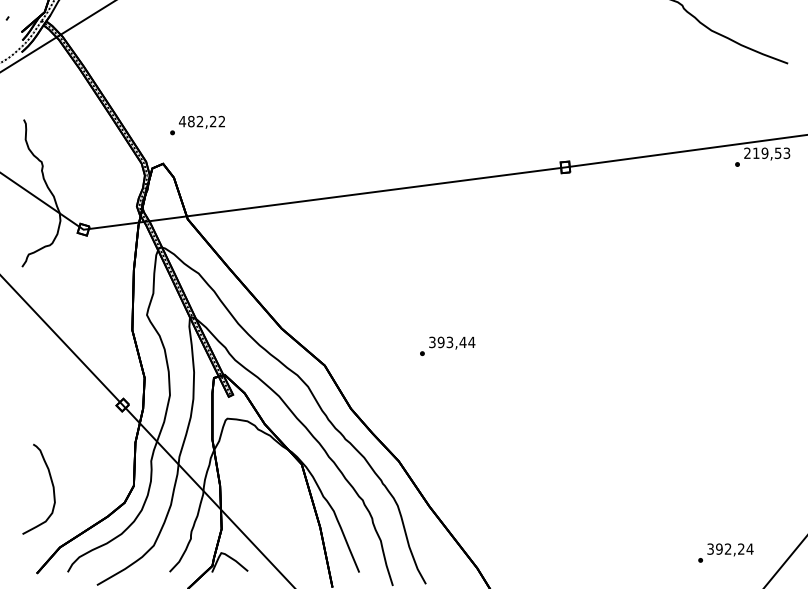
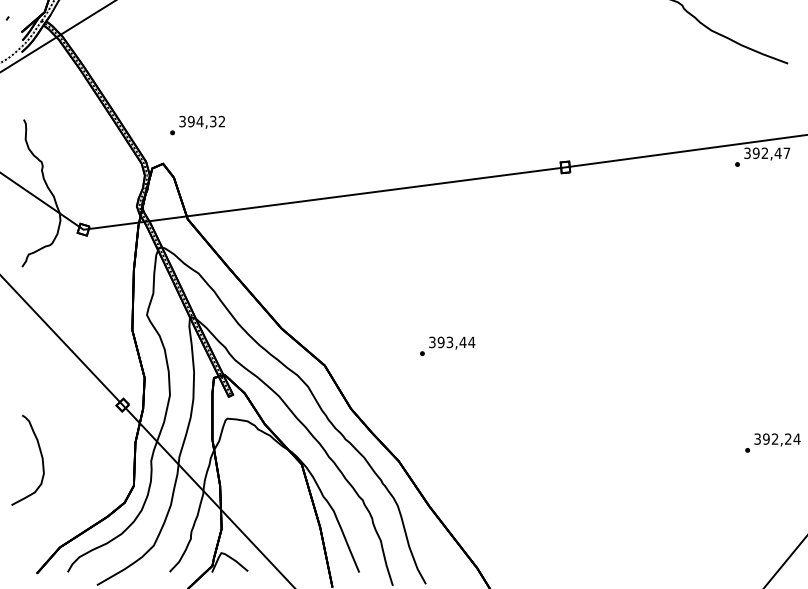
text: 482,22 -> 394,32 (197, 121)
text: 219,53 -> 392,47 (767, 153)
curve position: (51, 484) -> (40, 455) (40, 455)
text position: (725, 552) -> (772, 442) (772, 442)
